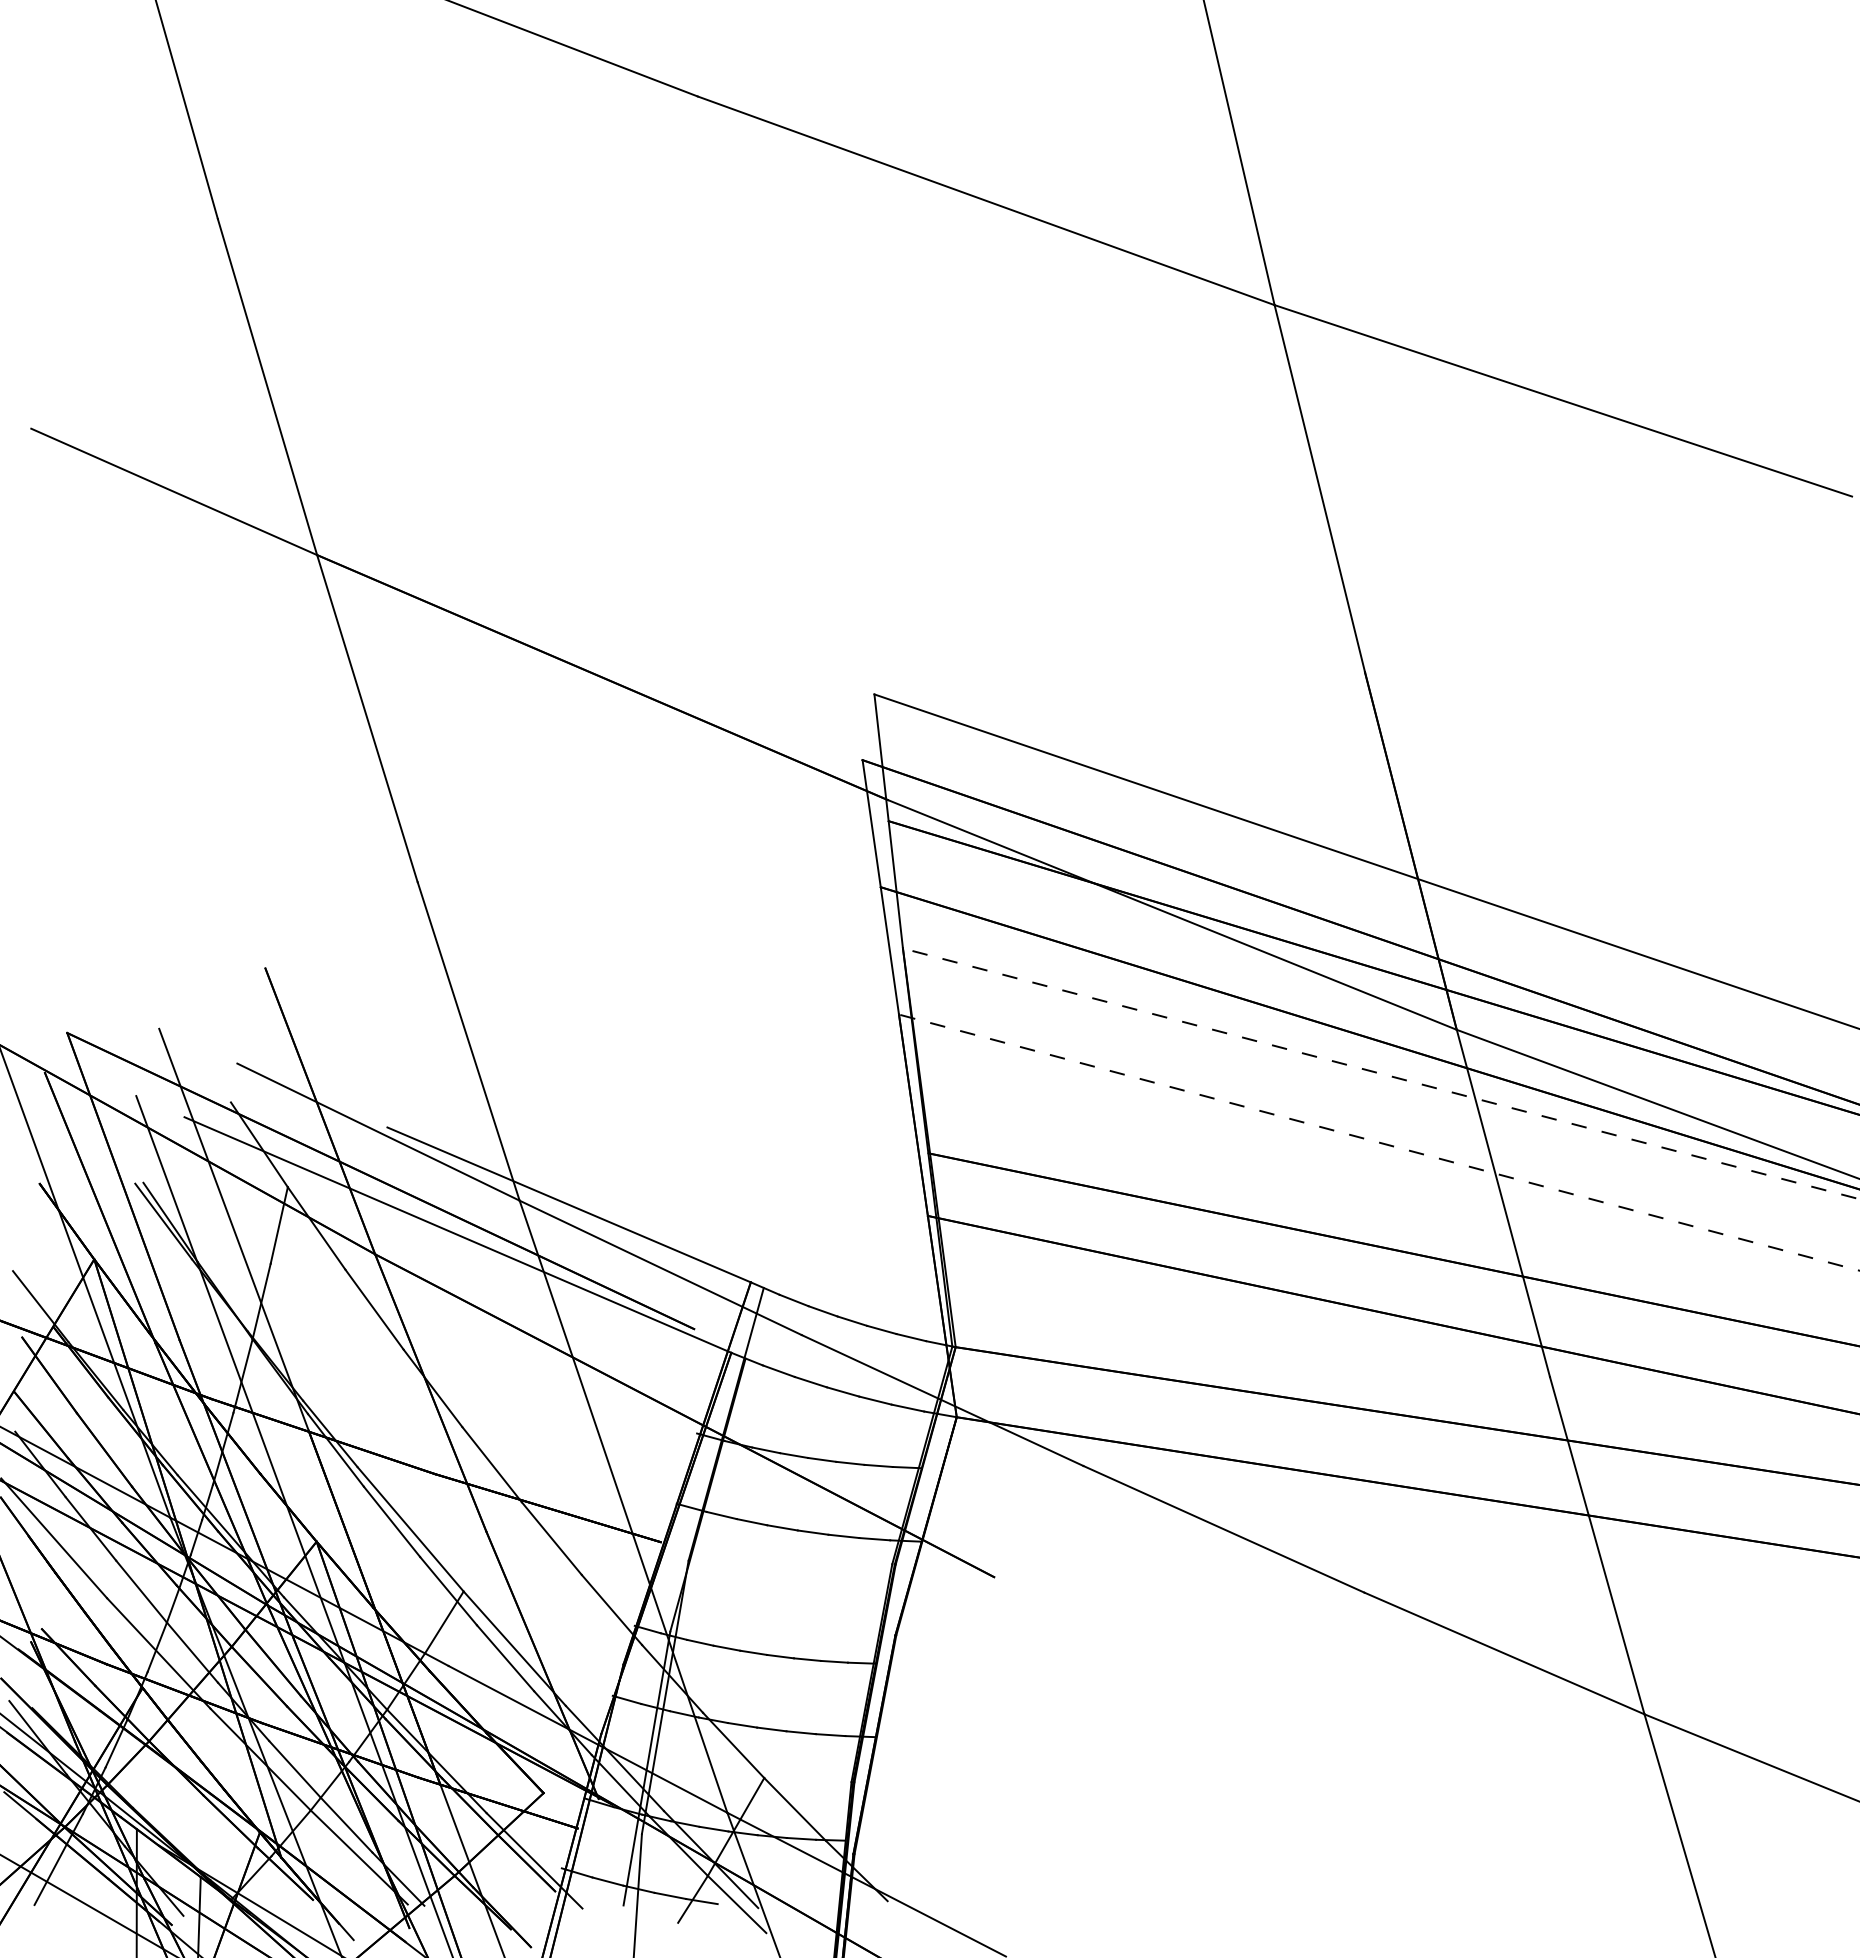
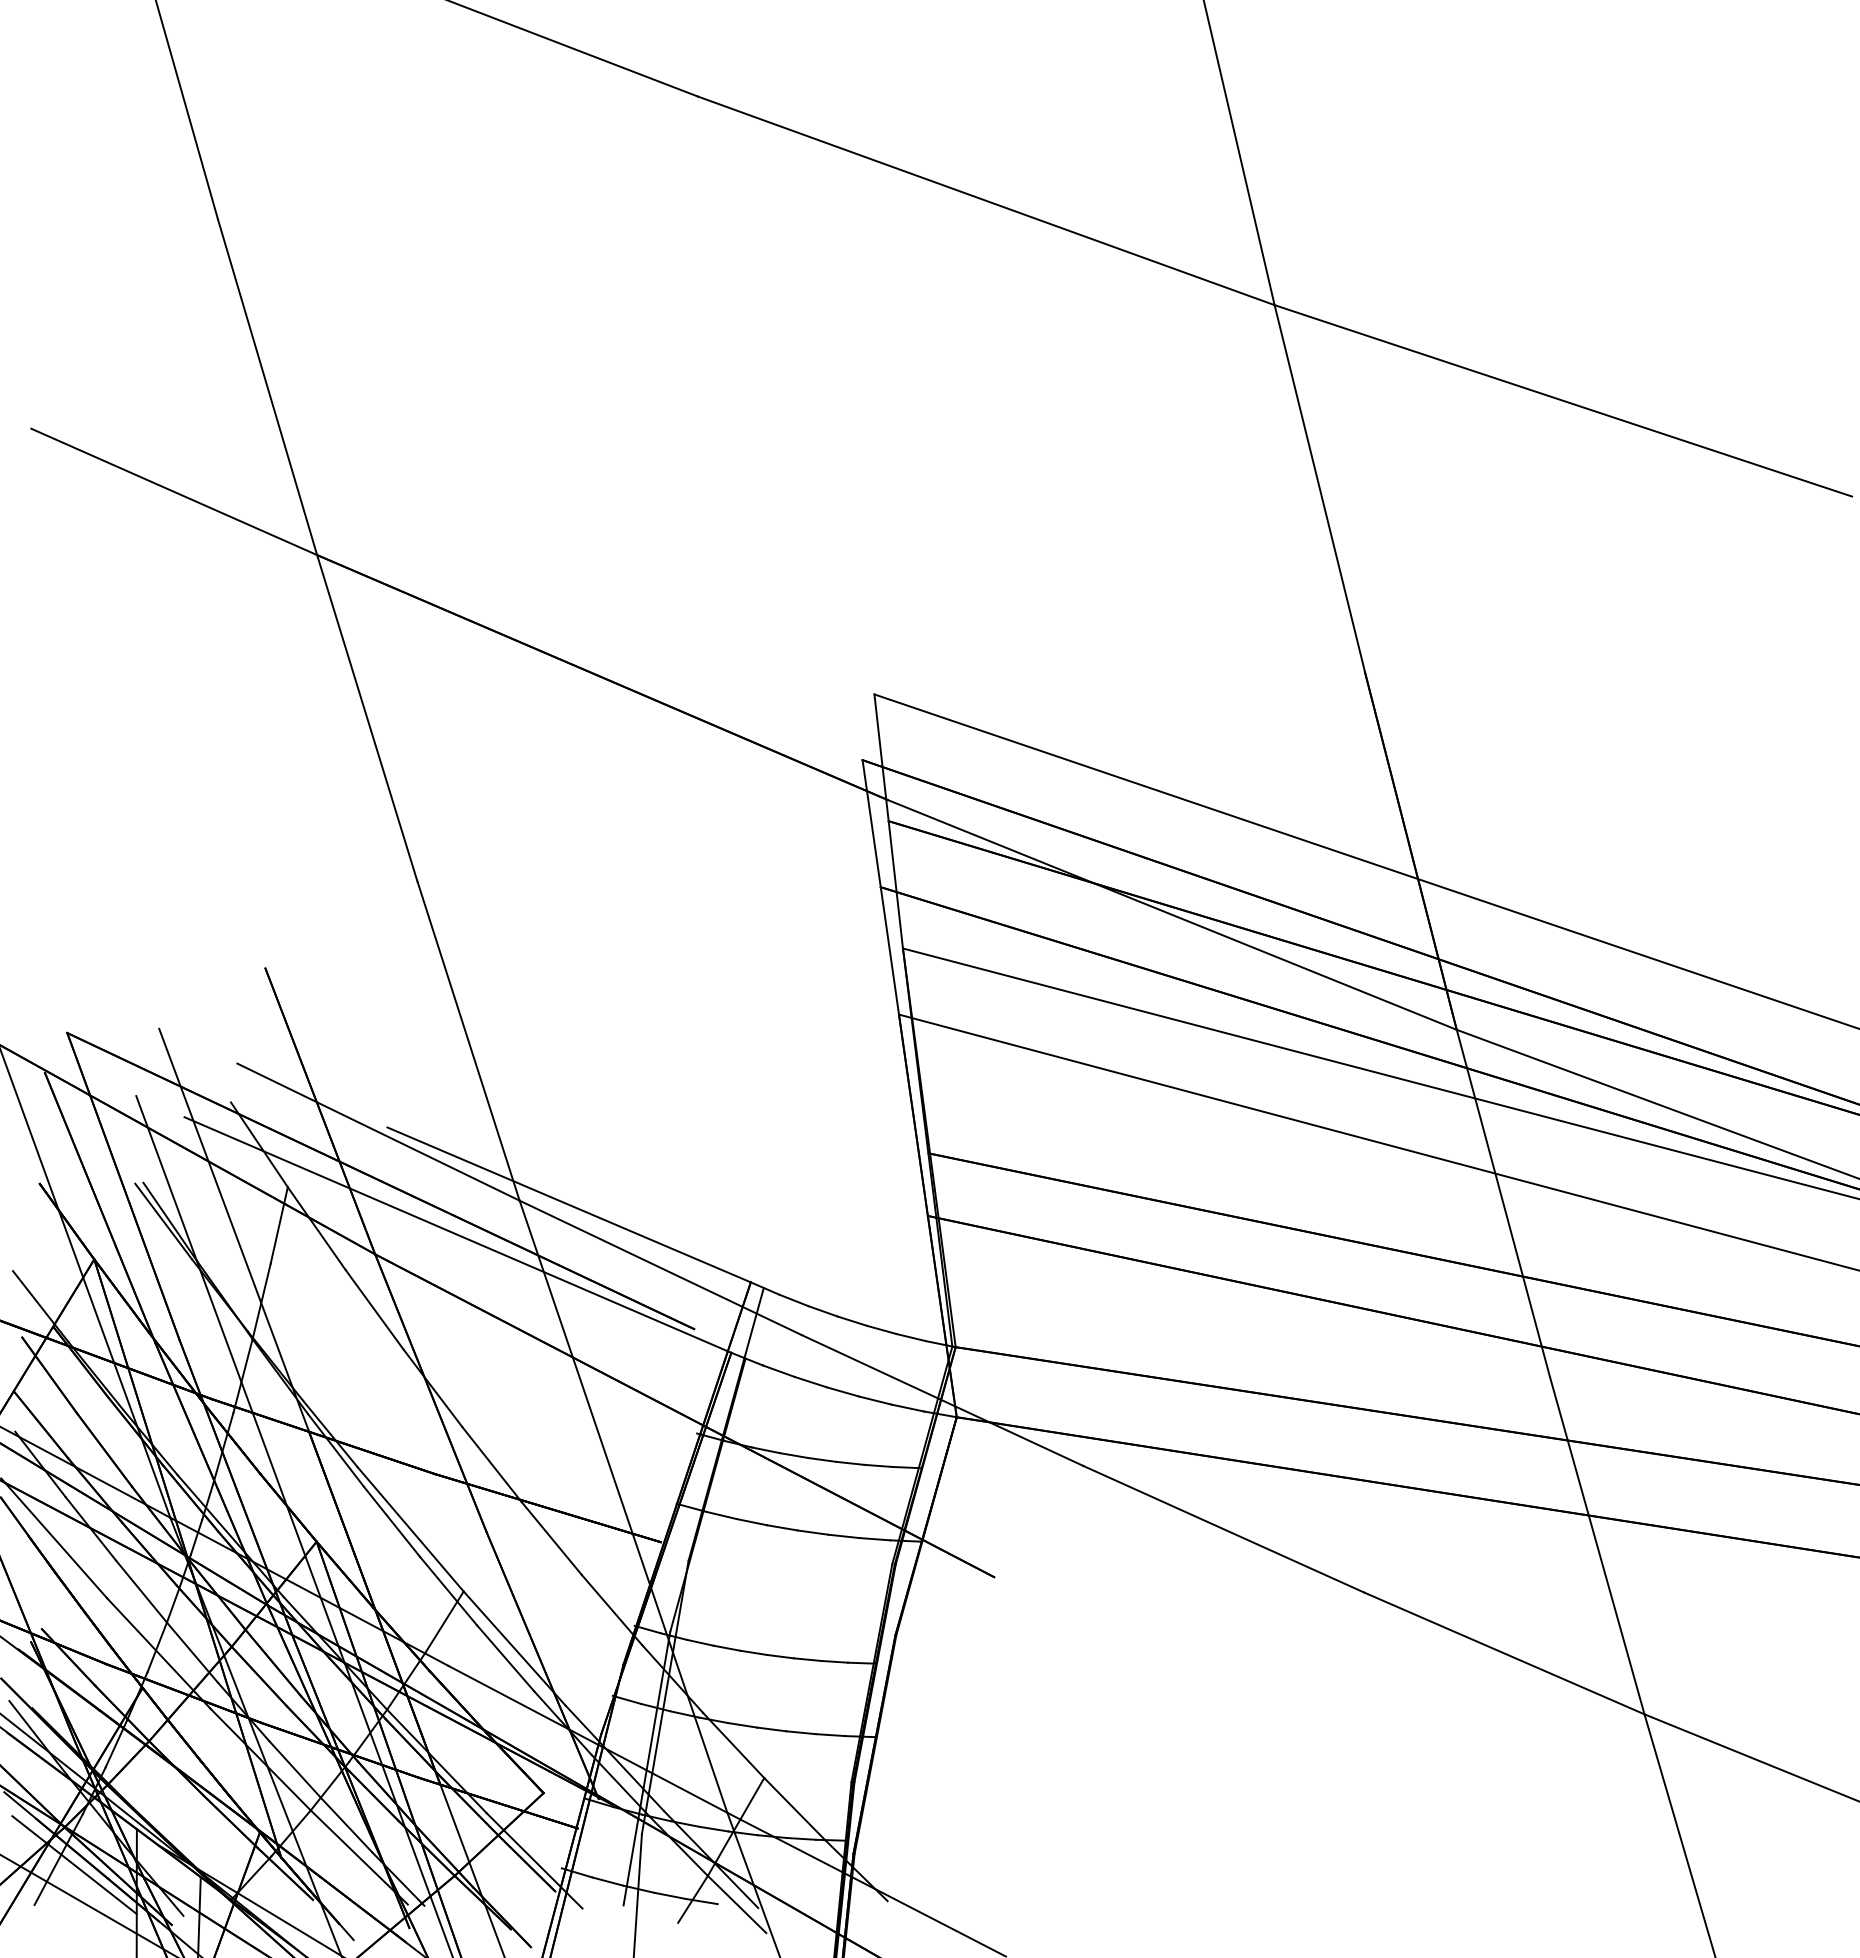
line: dashed -> solid (1380, 1073)
line: dashed -> solid (1379, 1142)
line: none -> present (74, 1865)
